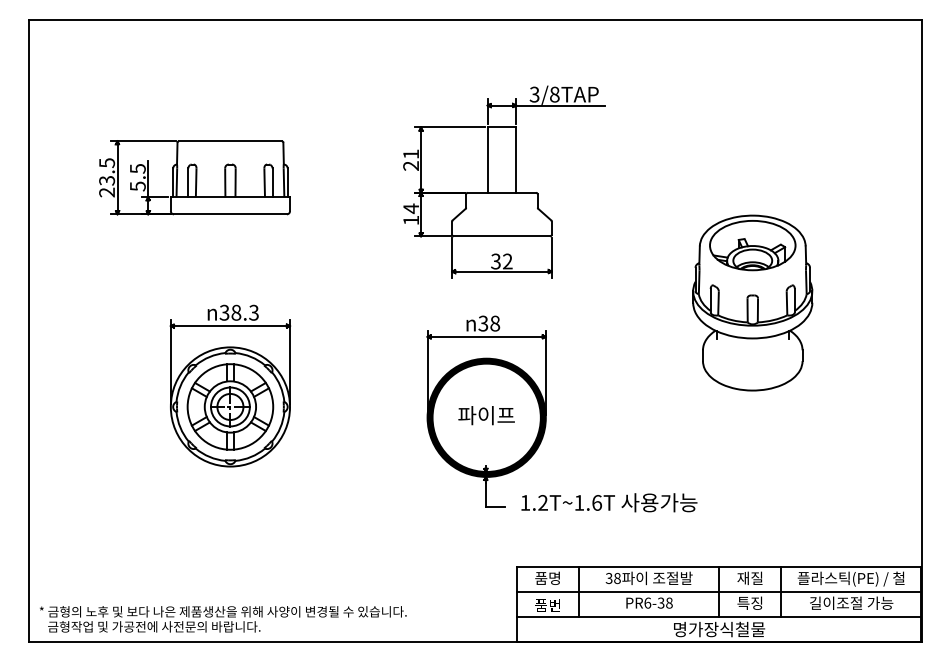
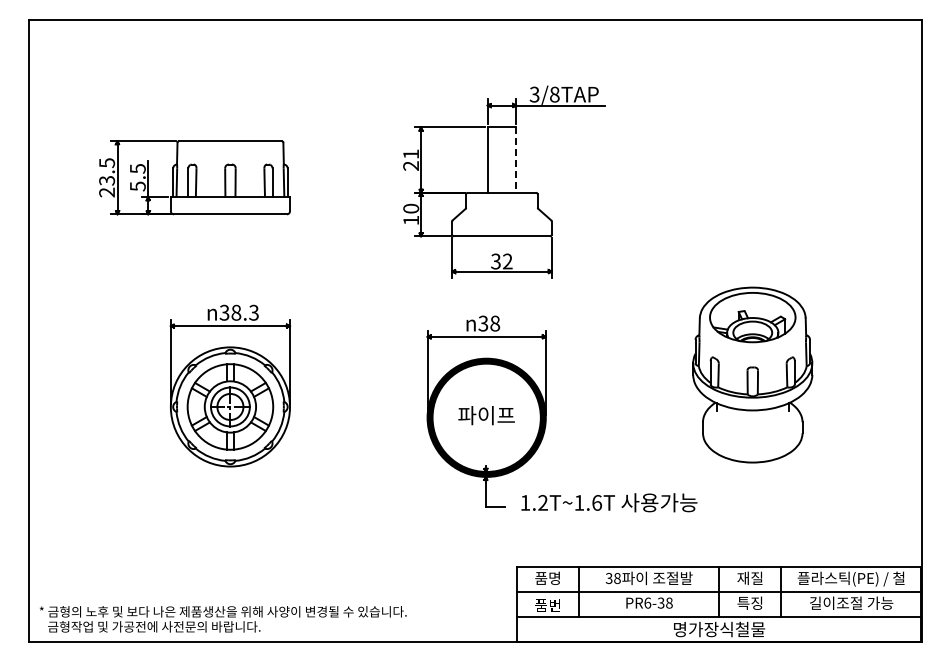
line: solid -> dashed (516, 160)
text: 14 -> 10 (411, 208)
part position: (752, 302) -> (752, 374) (752, 374)
